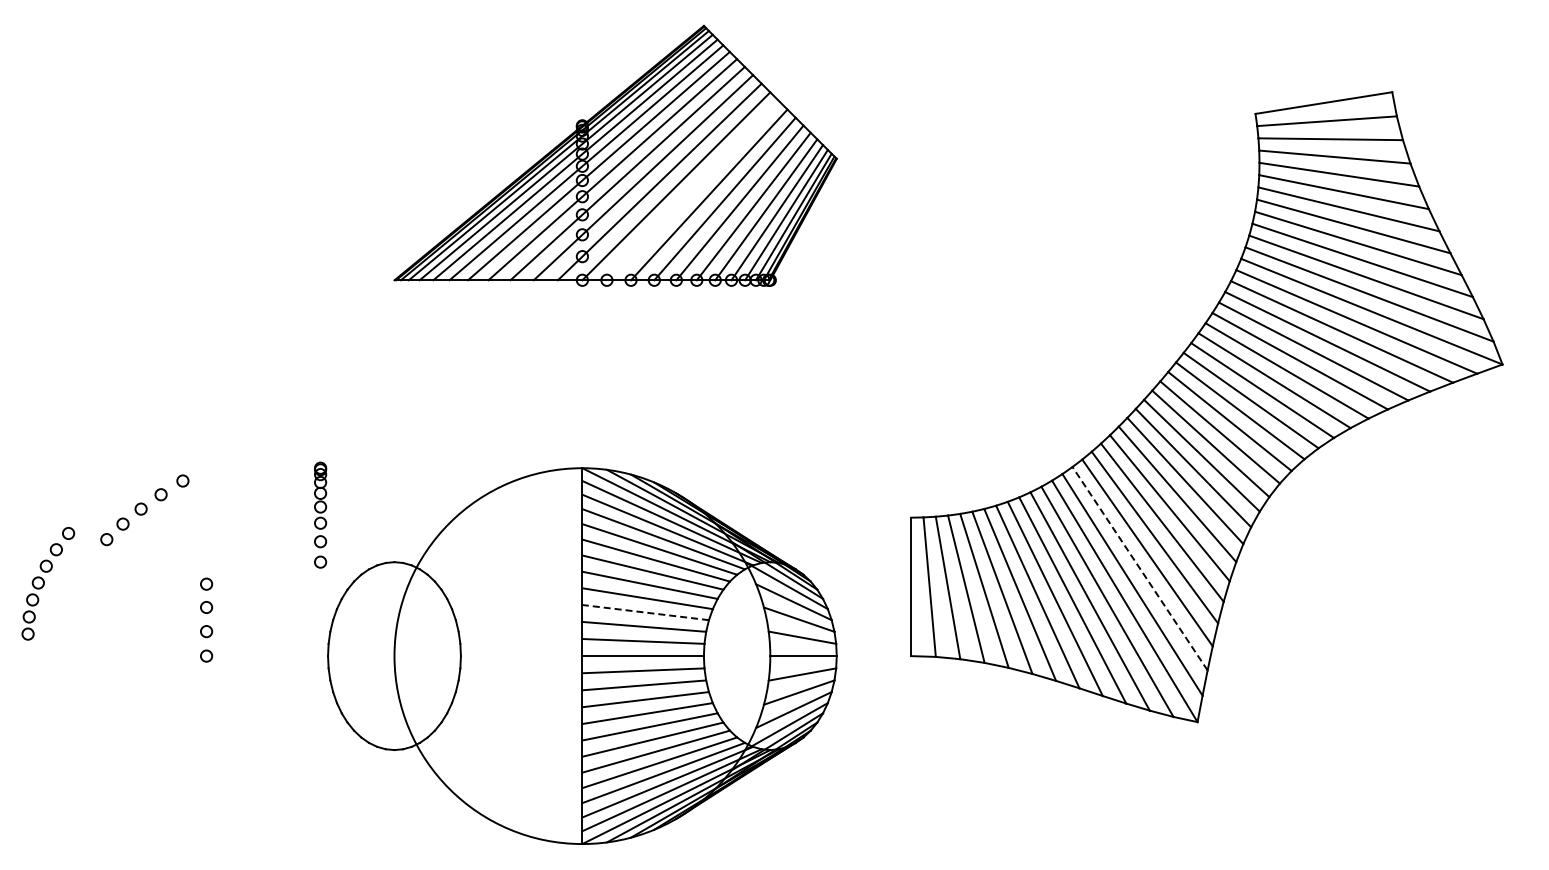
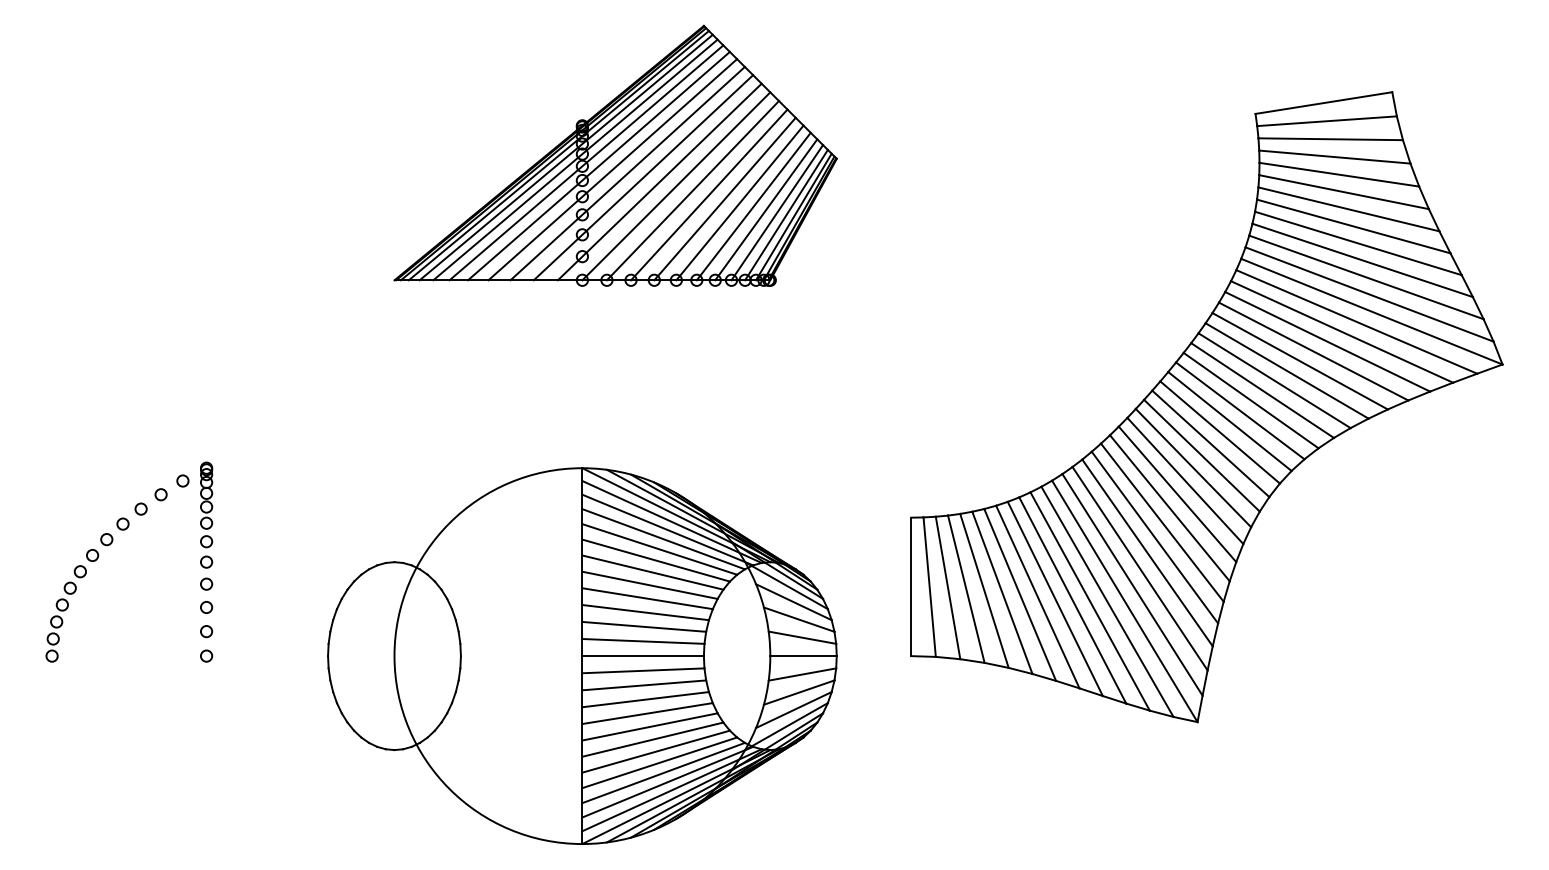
line: none -> present (692, 190)
part position: (320, 514) -> (206, 514) (206, 514)
line: dashed -> solid (1139, 568)
part position: (48, 583) -> (72, 605) (72, 605)
line: dashed -> solid (645, 612)
